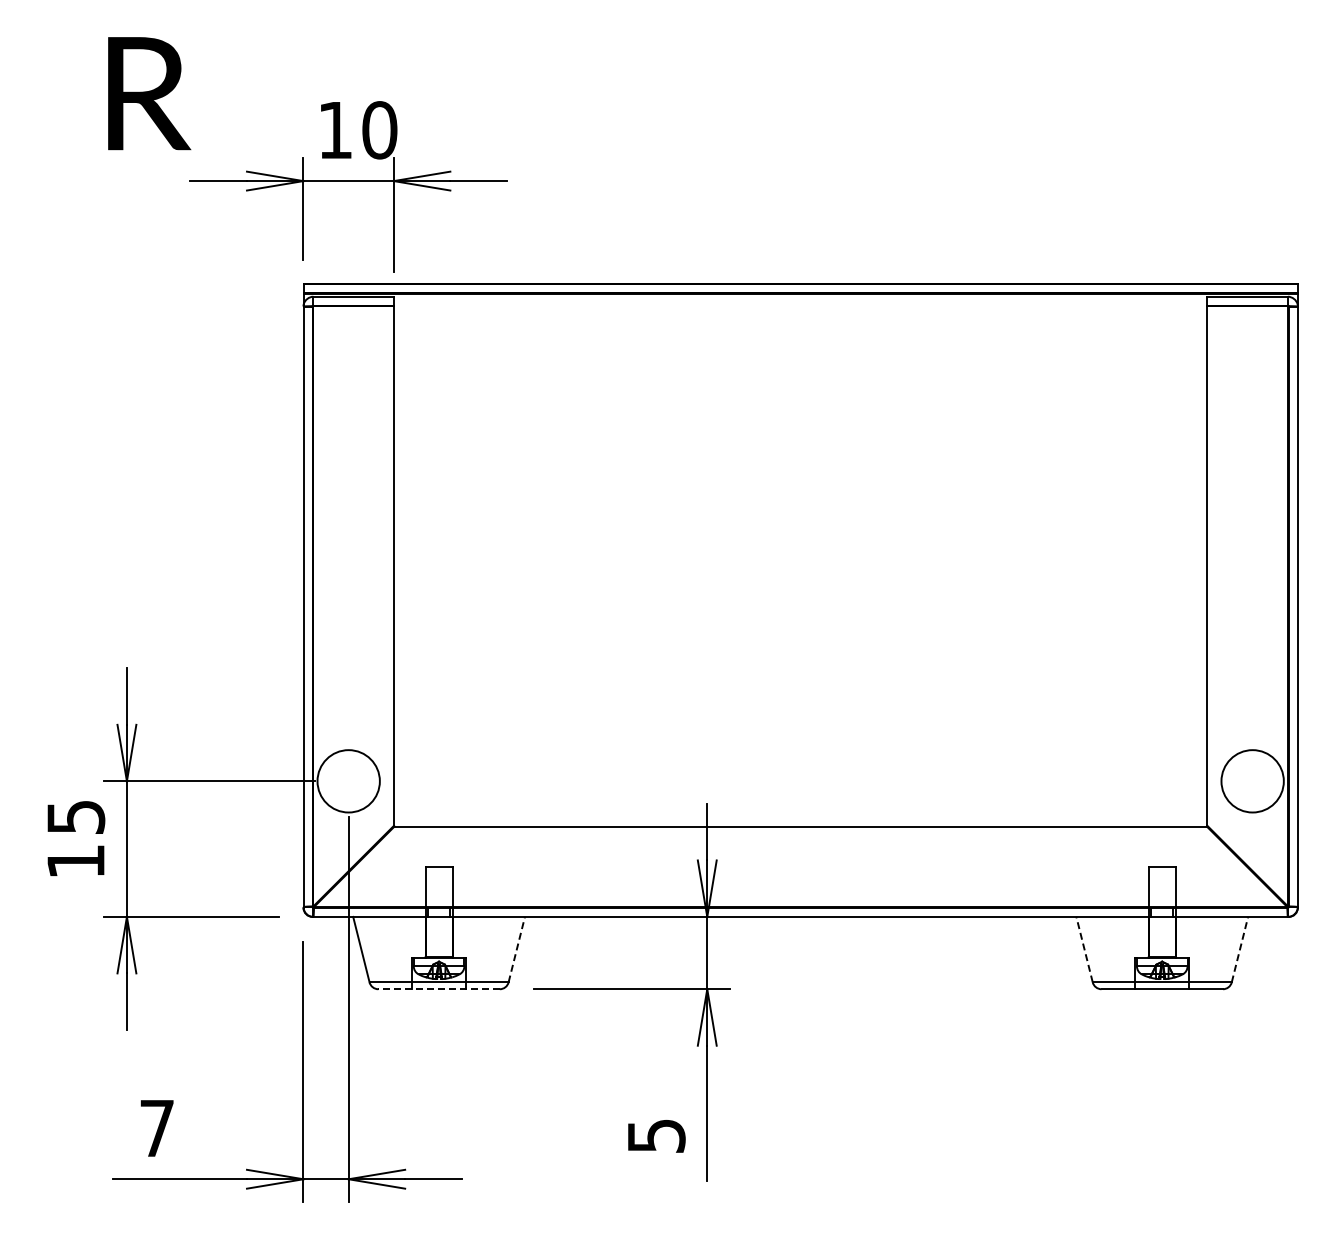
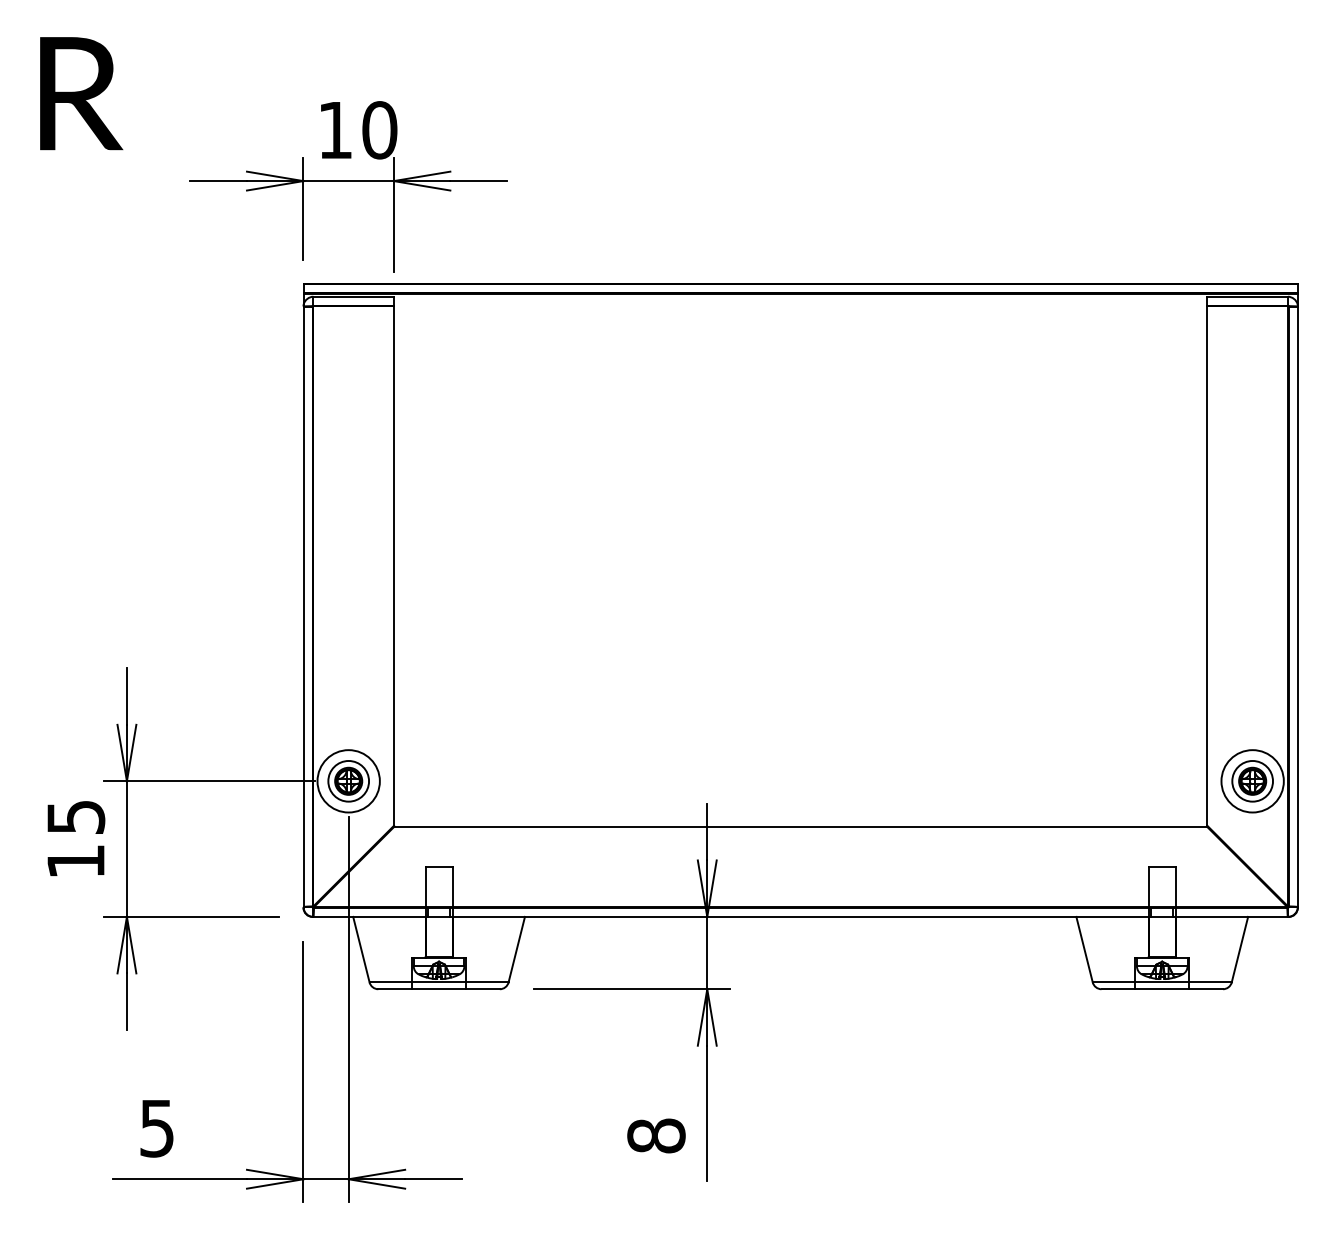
text position: (149, 93) -> (81, 93) (81, 93)
part: none -> present (348, 781)
part: none -> present (1252, 781)
line: dashed -> solid (516, 949)
line: dashed -> solid (1084, 949)
line: dashed -> solid (1239, 949)
line: dashed -> solid (439, 989)
text: 7 -> 5 (156, 1128)
text: 5 -> 8 (656, 1135)
